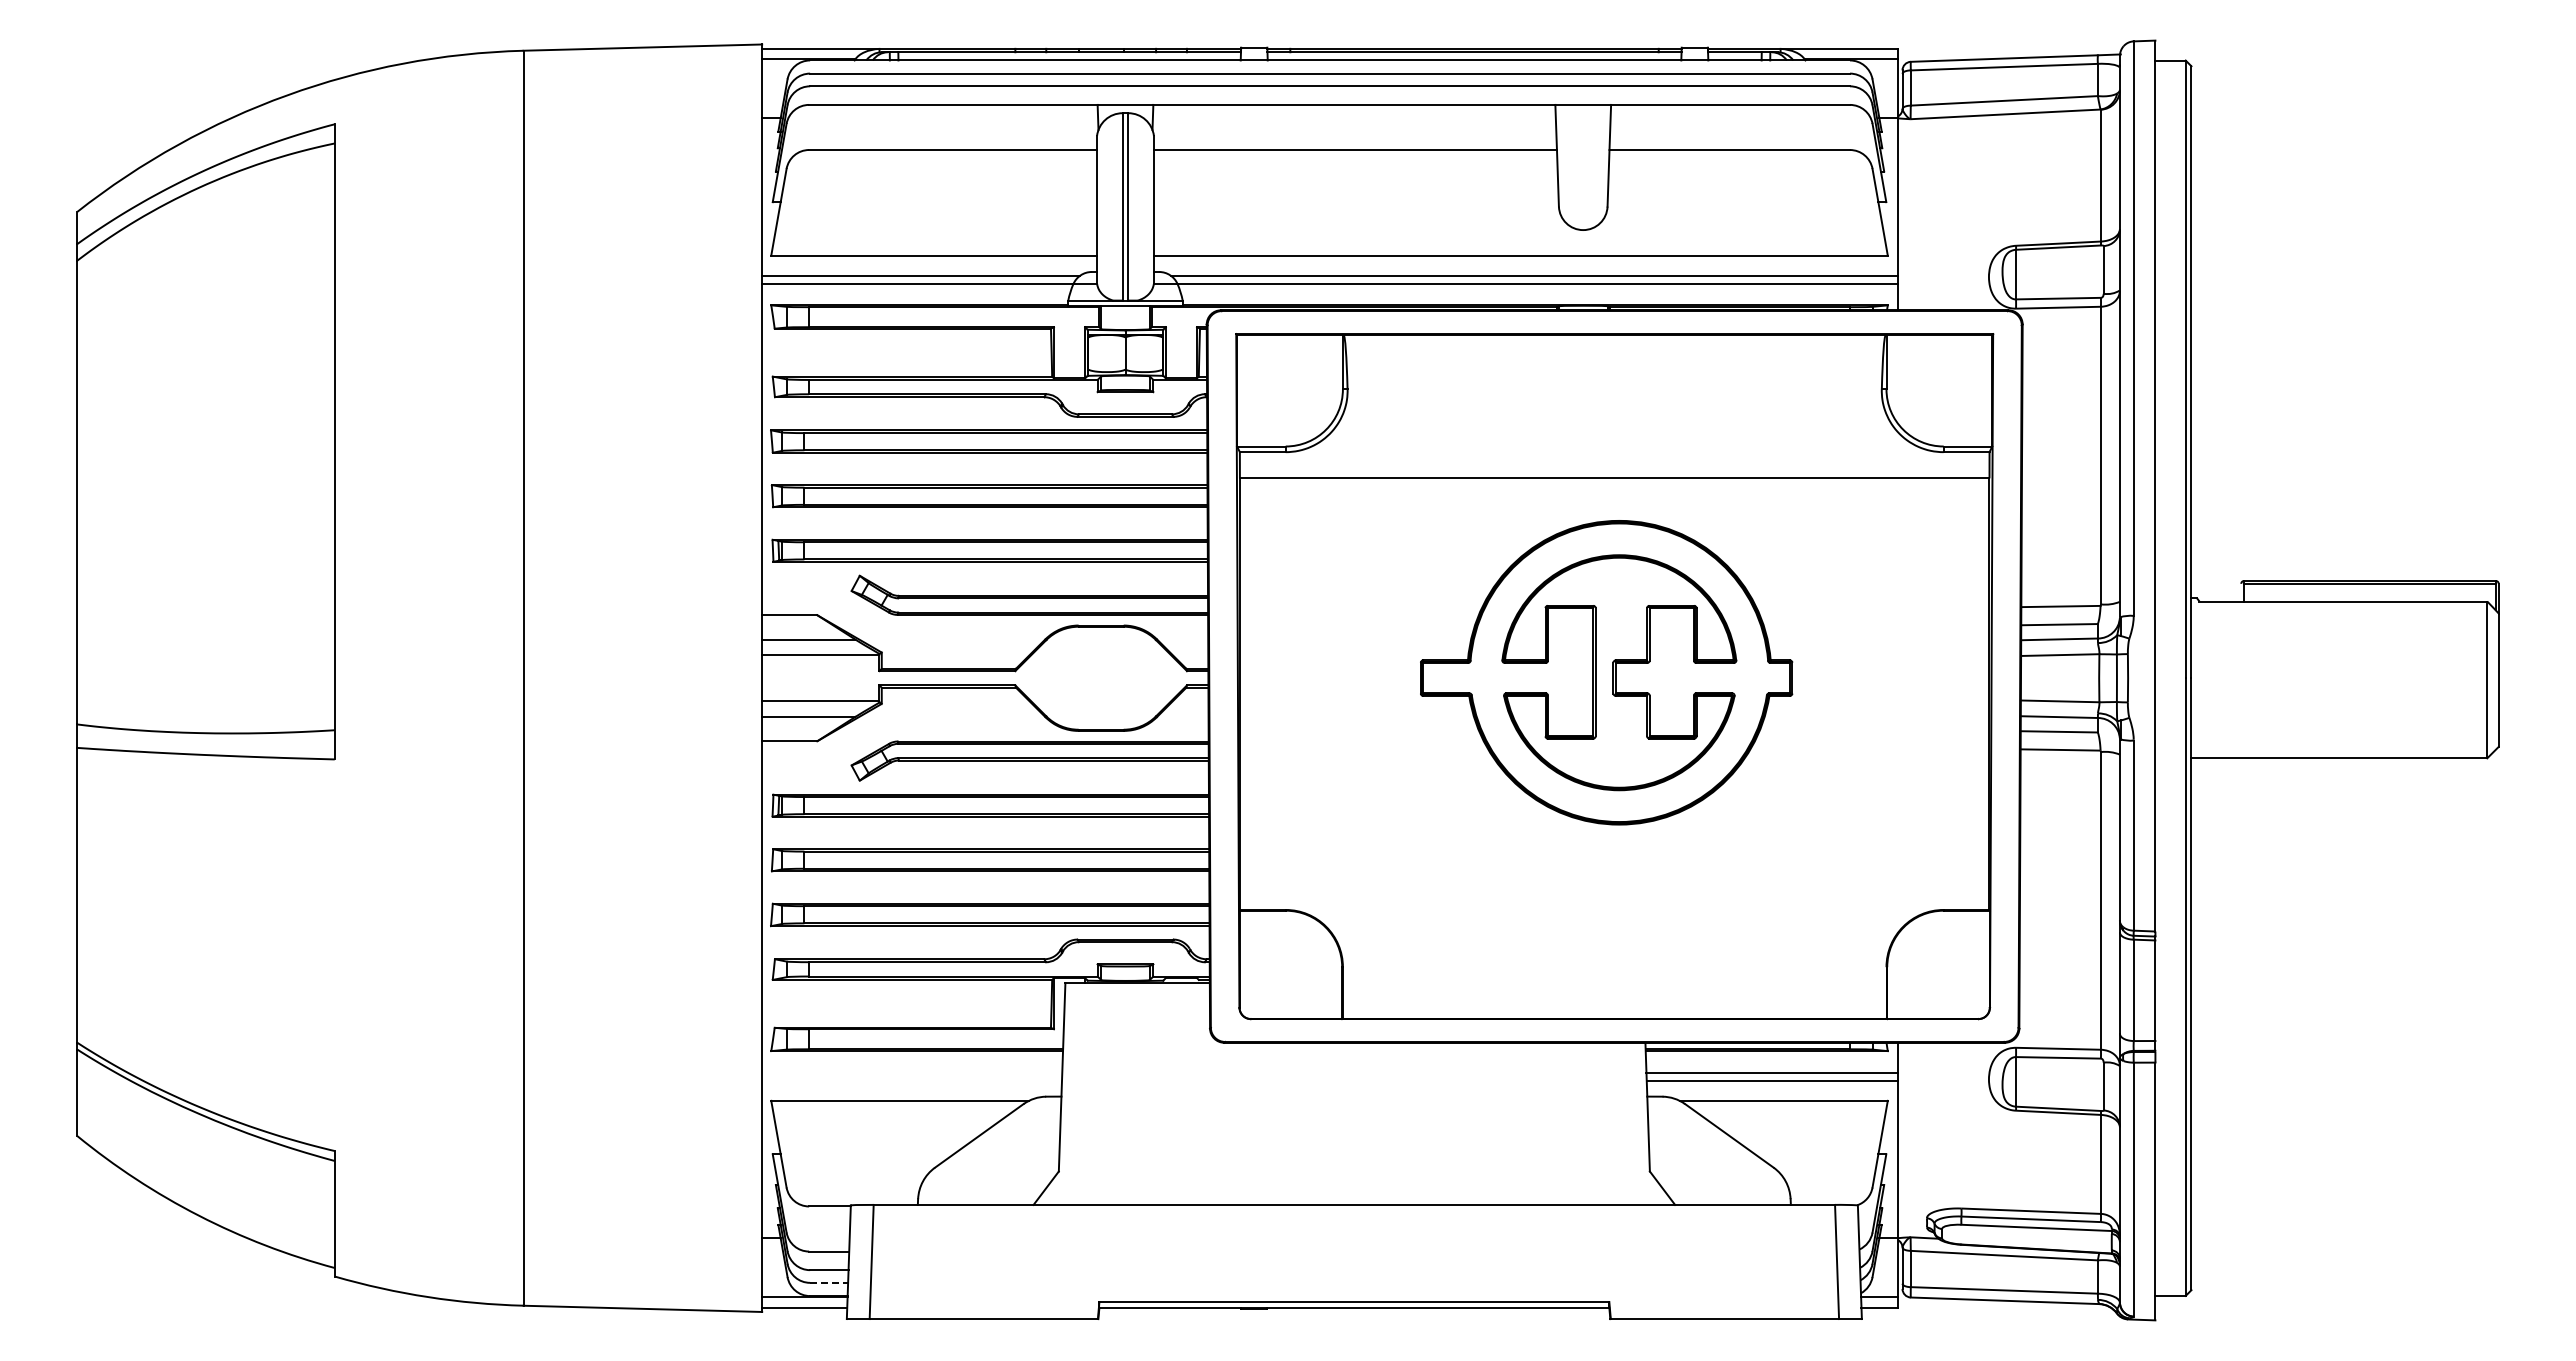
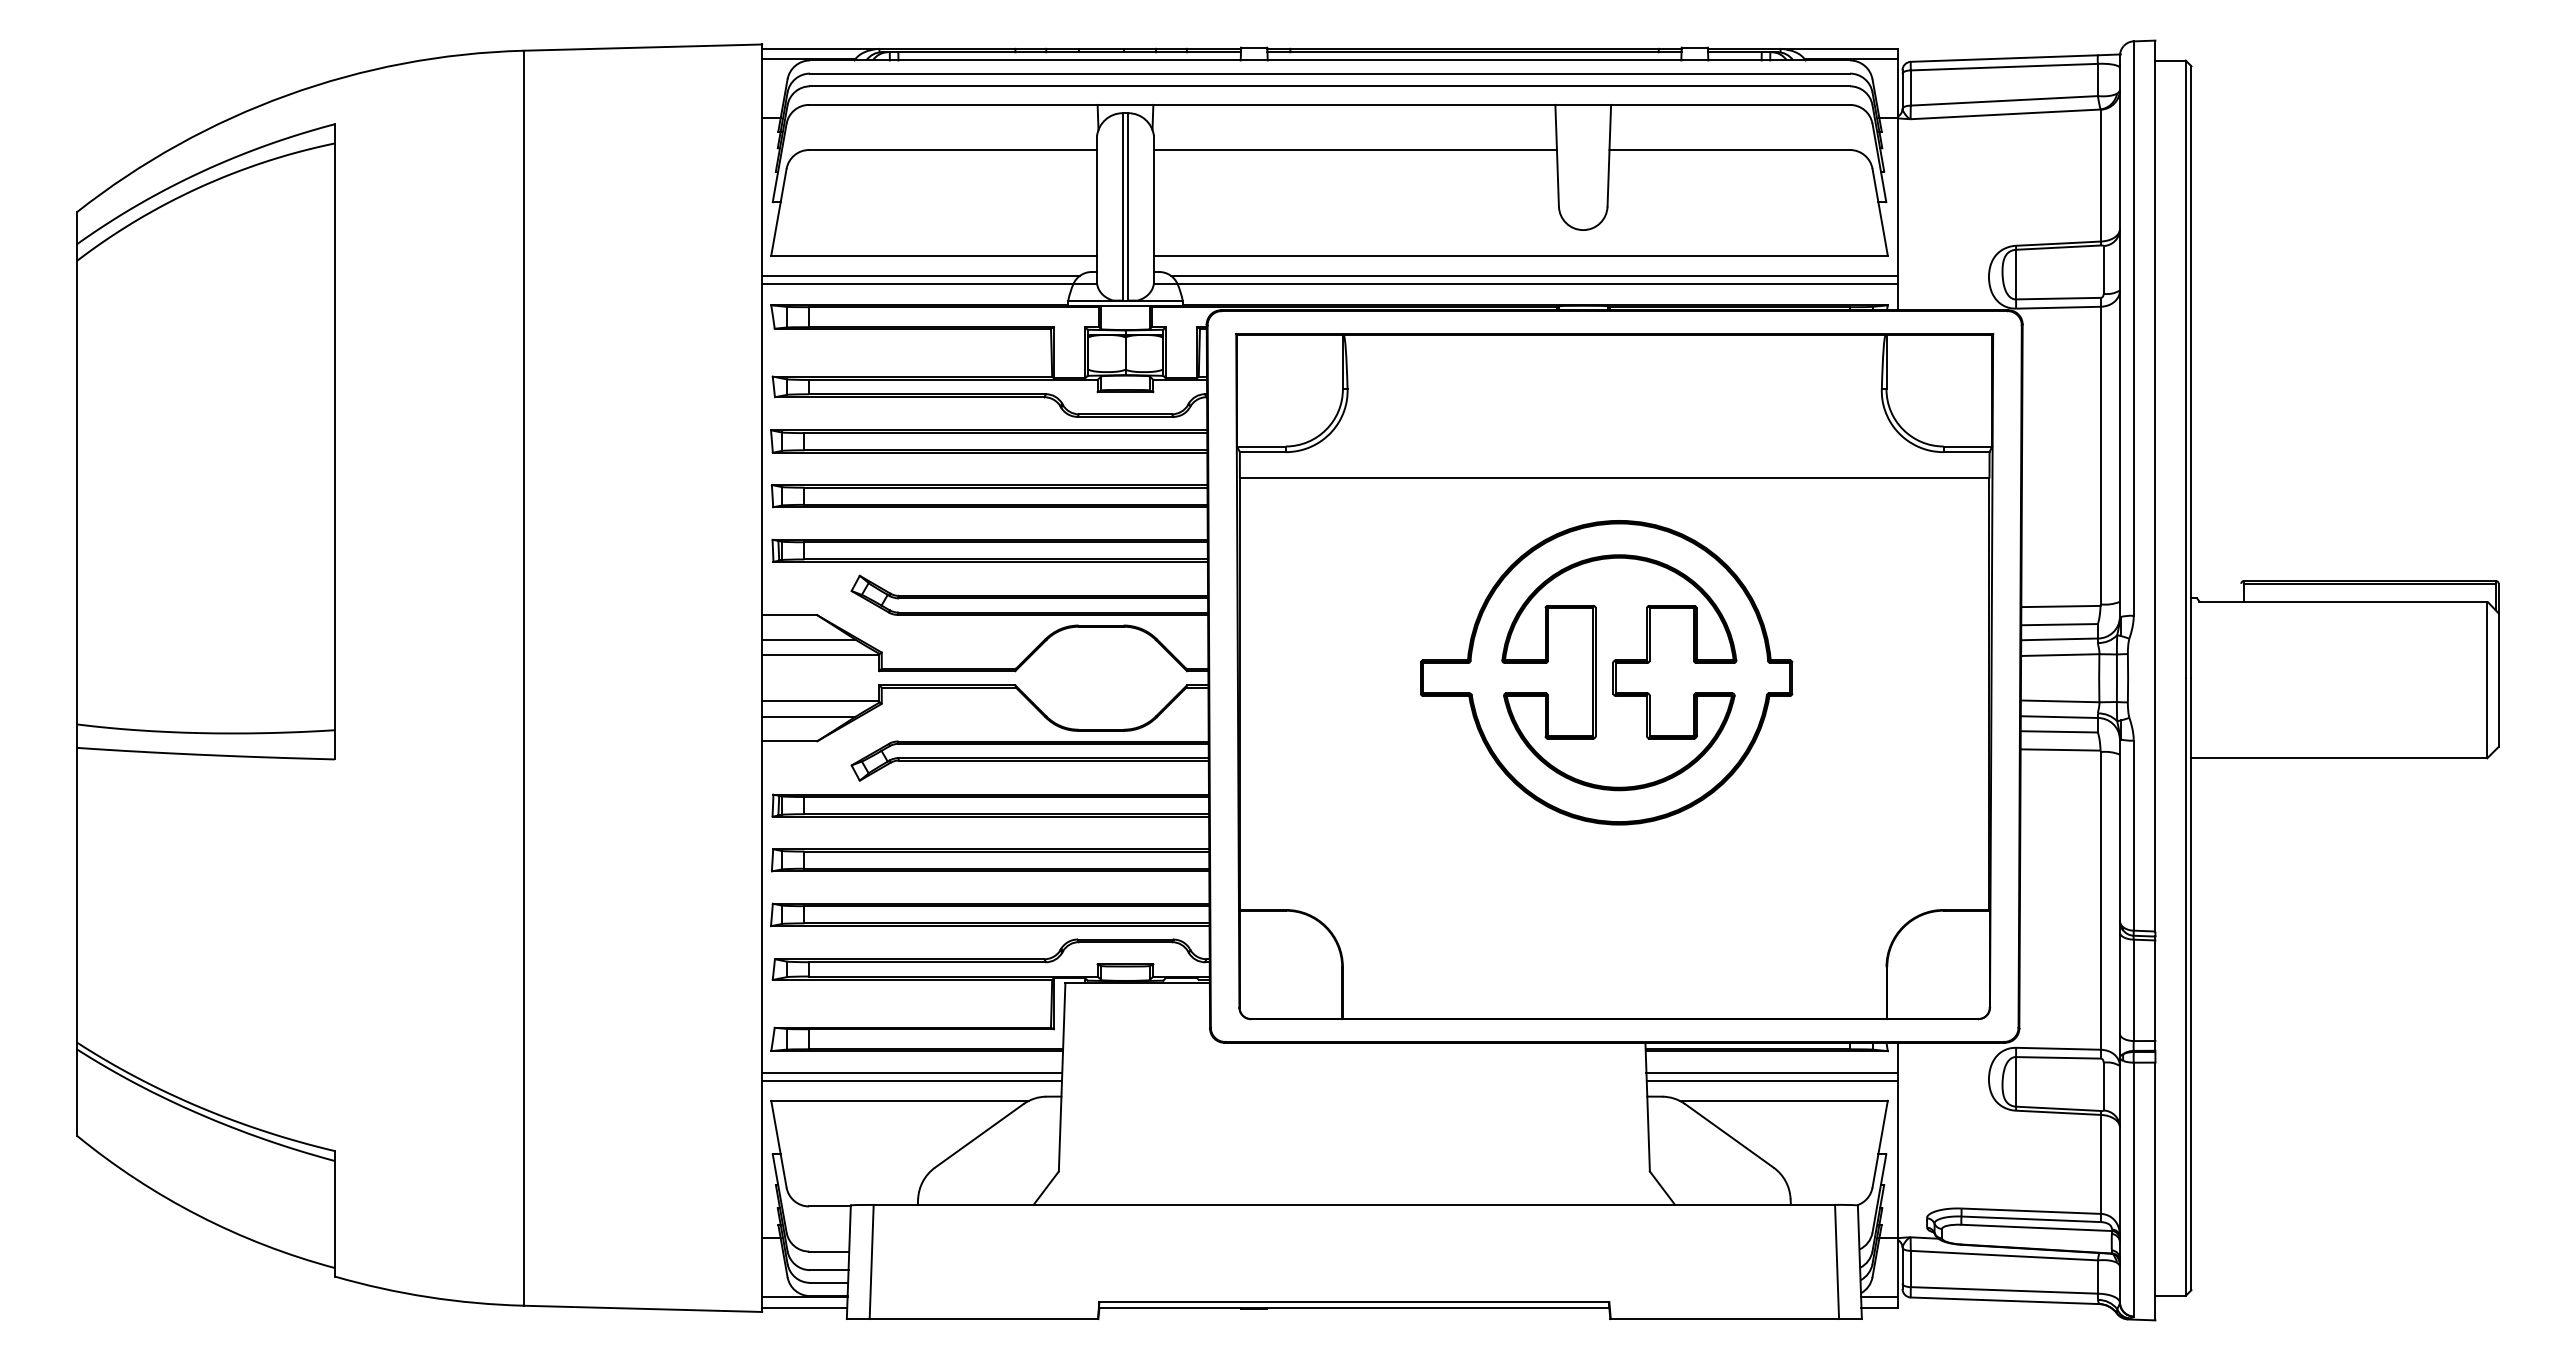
line: none -> present (912, 1072)
line: none -> present (911, 1080)
line: dashed -> solid (829, 1282)
